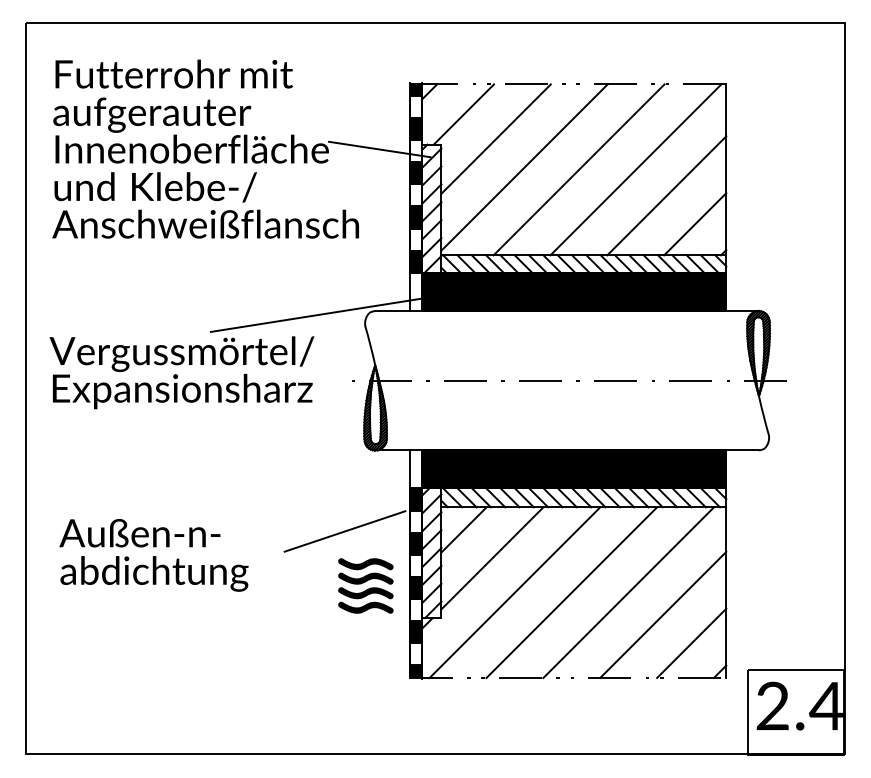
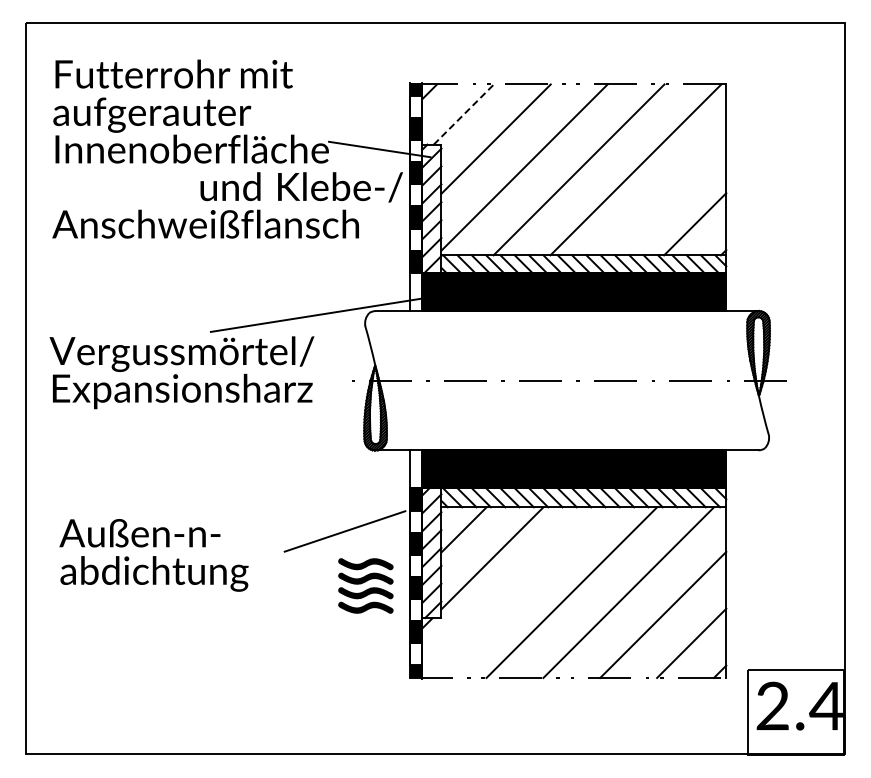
line: solid -> dashed (463, 114)
text position: (155, 187) -> (301, 187) (301, 187)
line: present -> none (666, 195)
line: present -> none (514, 592)
